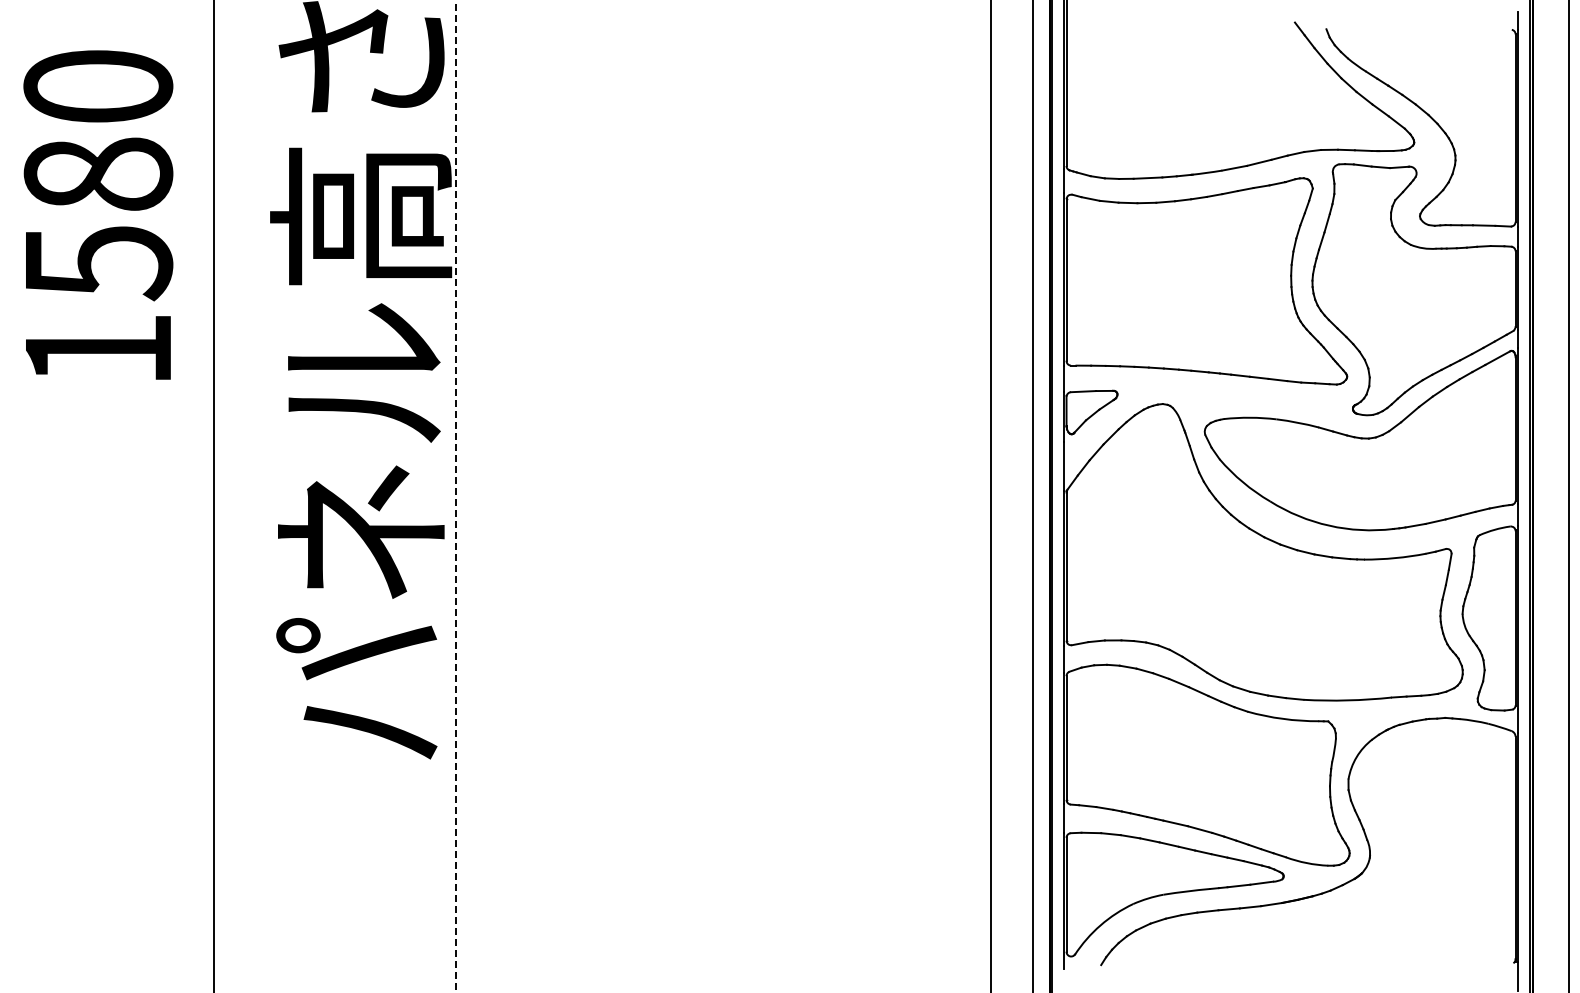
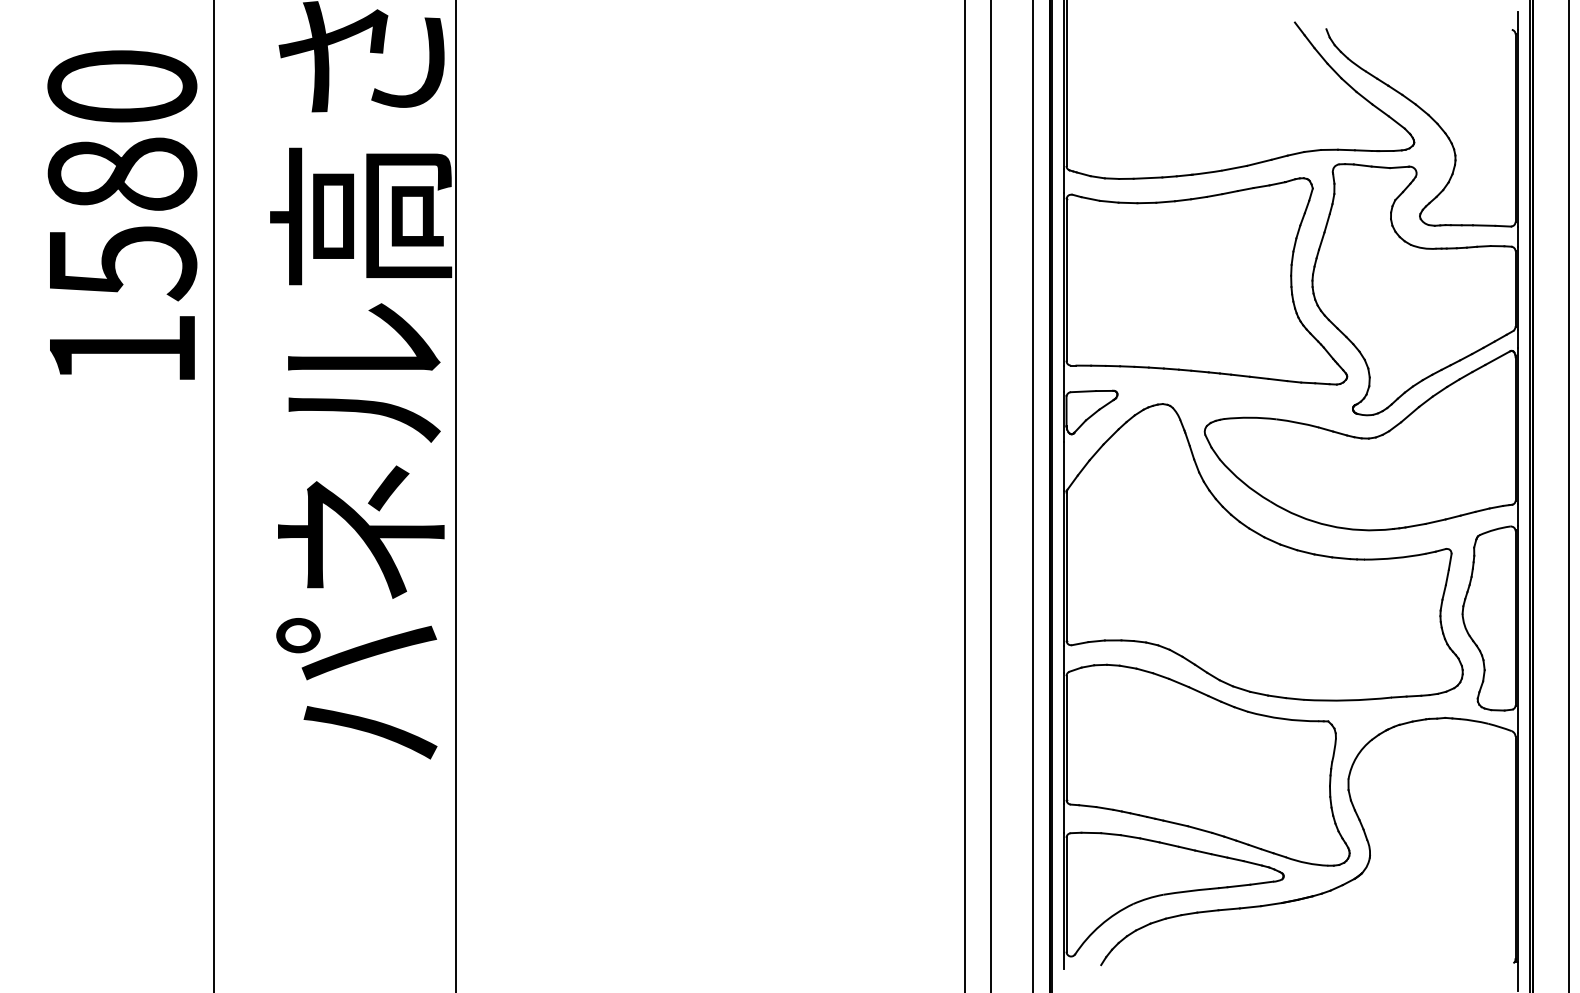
text position: (98, 214) -> (122, 214) (122, 214)
line: none -> present (965, 495)
line: dashed -> solid (455, 496)
